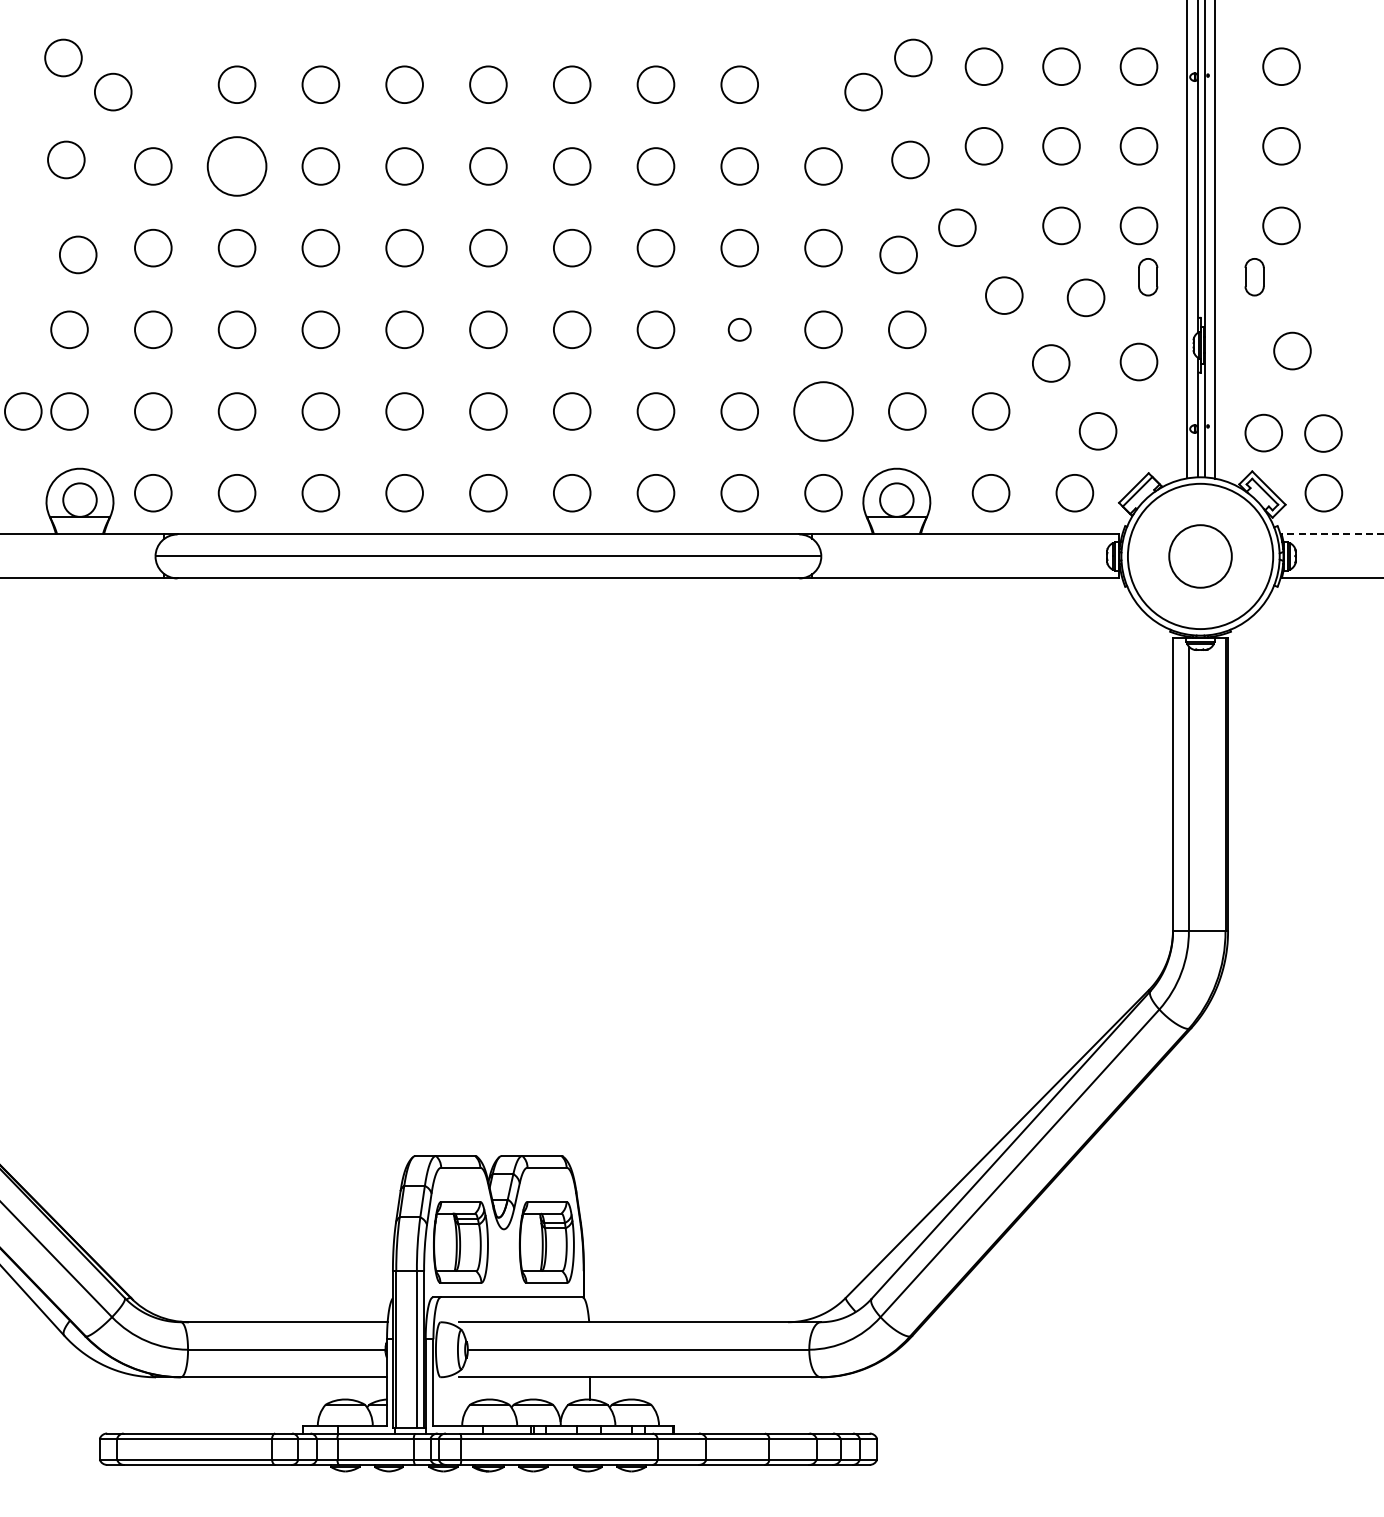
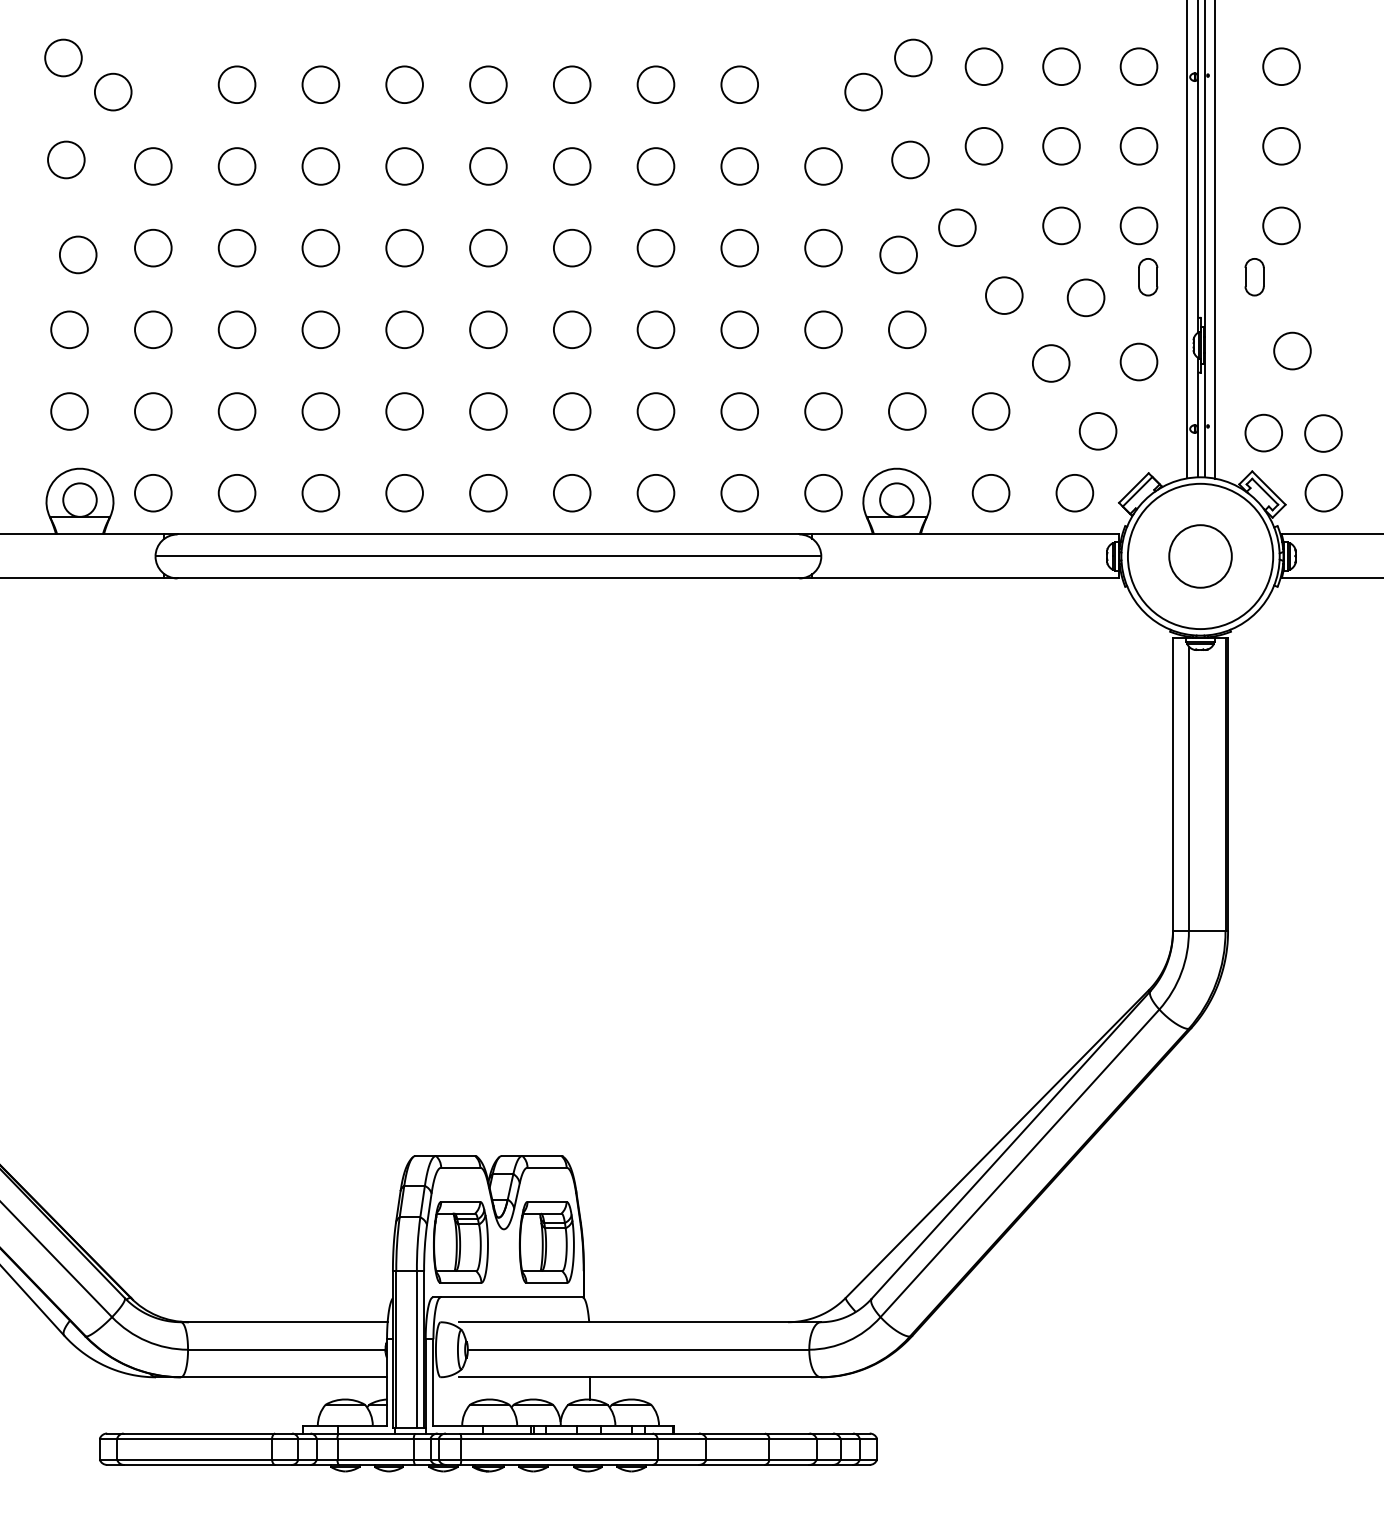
circle diameter: 59 px -> 37 px (236, 166)
circle diameter: 22 px -> 37 px (739, 329)
circle: present -> none (23, 411)
circle diameter: 59 px -> 37 px (823, 411)
line: dashed -> solid (1332, 534)
